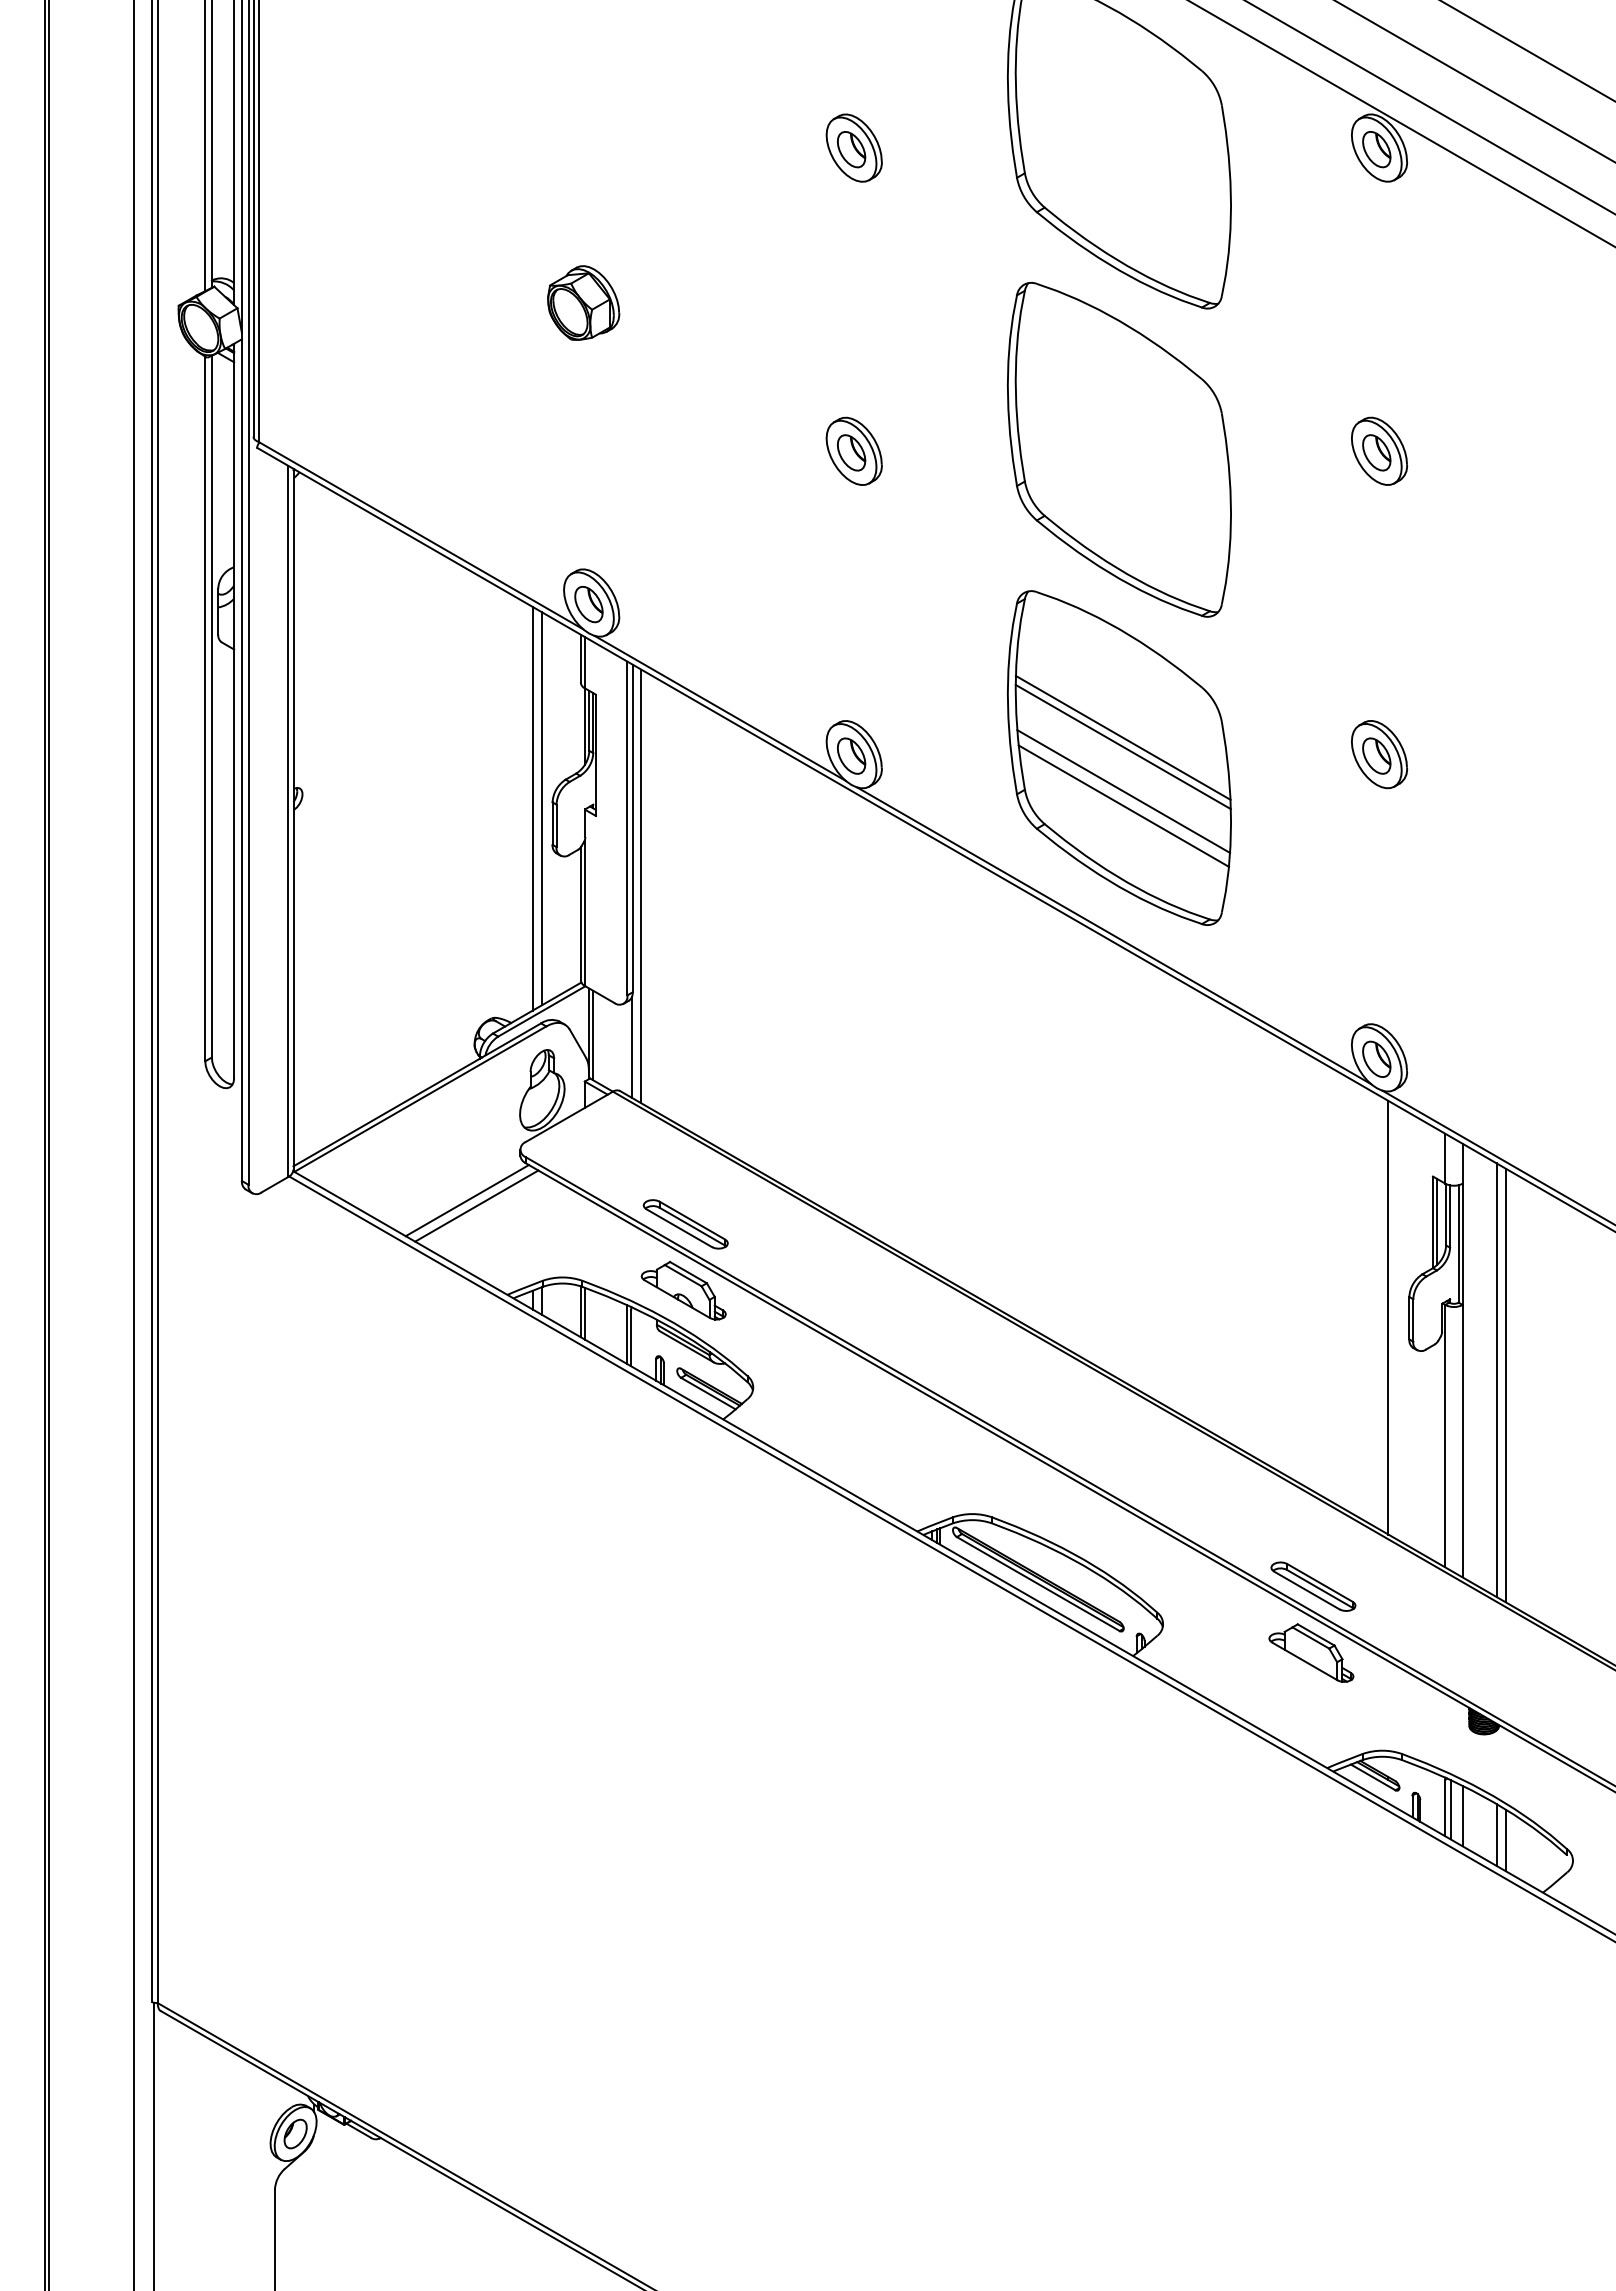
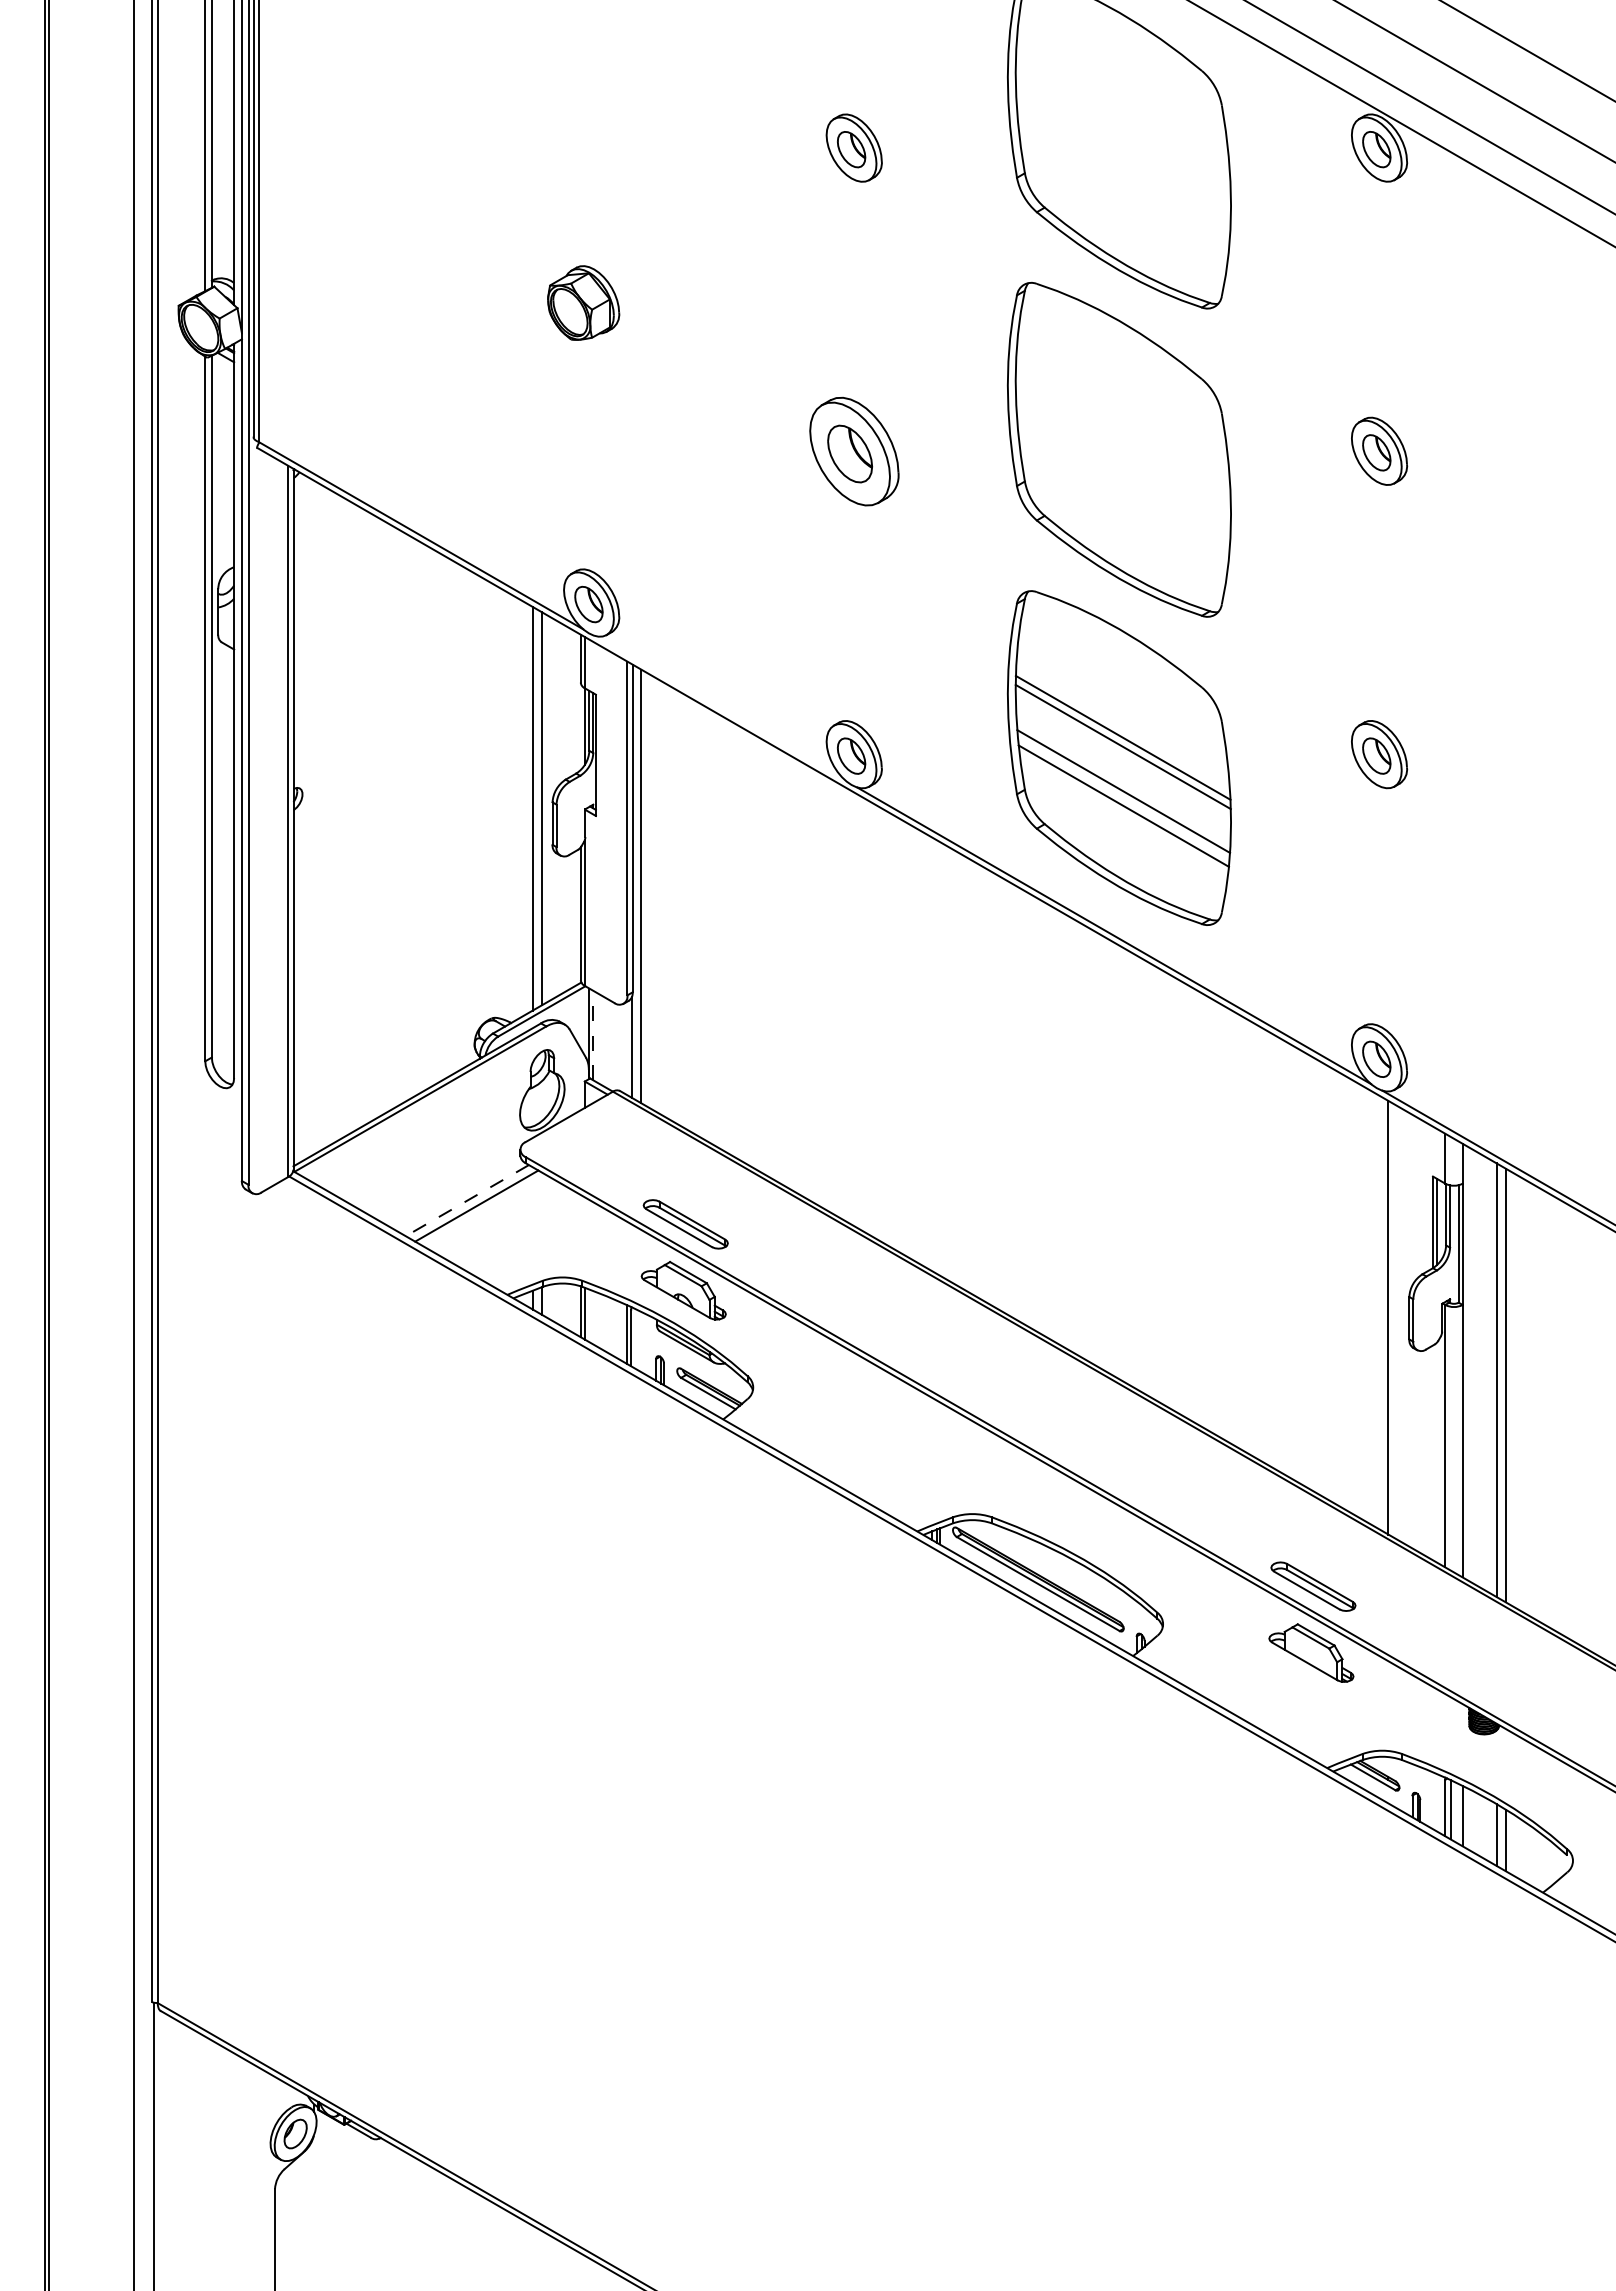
part size: 58x70 px -> 91x111 px (854, 451)
line: present -> none (719, 707)
line: solid -> dashed (593, 1035)
line: solid -> dashed (466, 1200)
